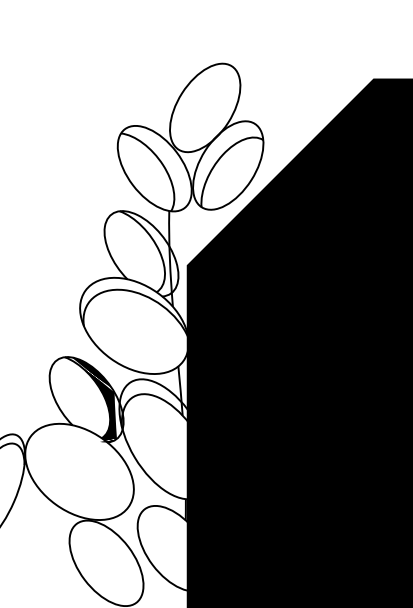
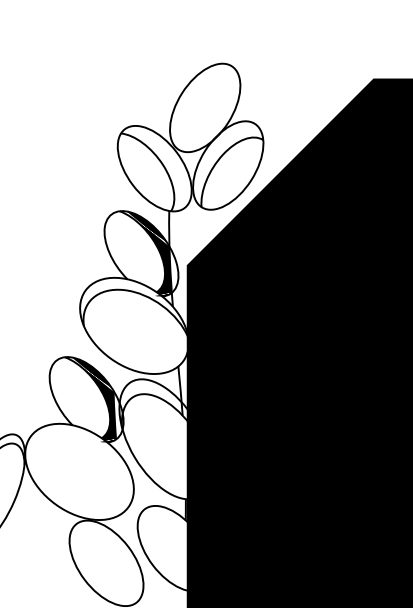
fill: none -> present (149, 253)
